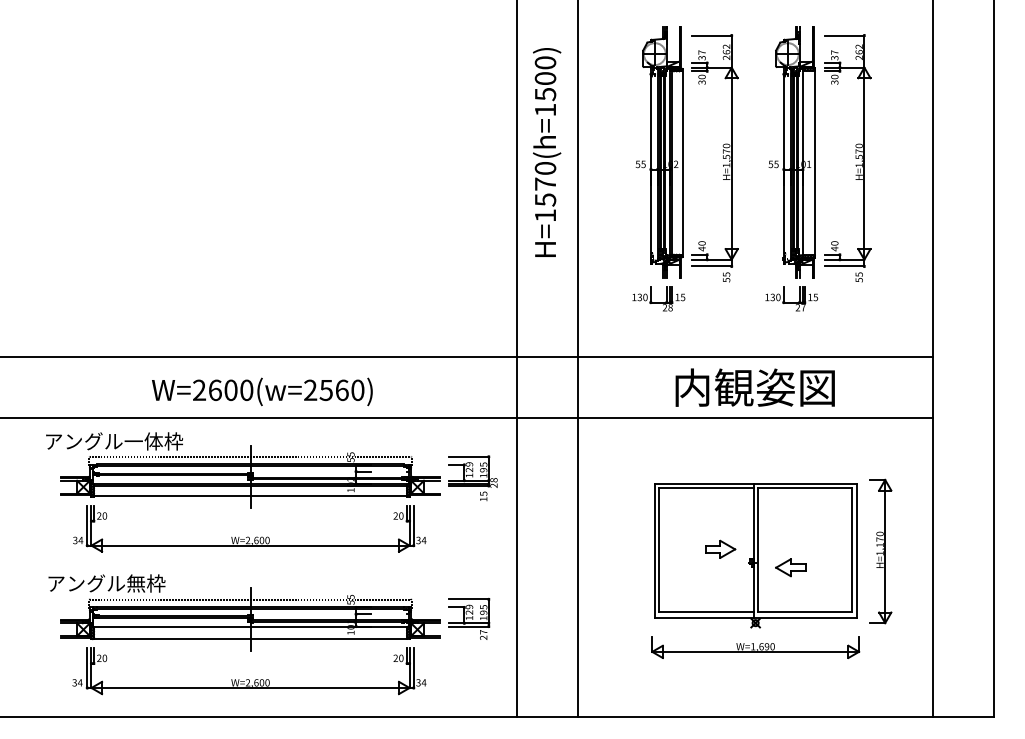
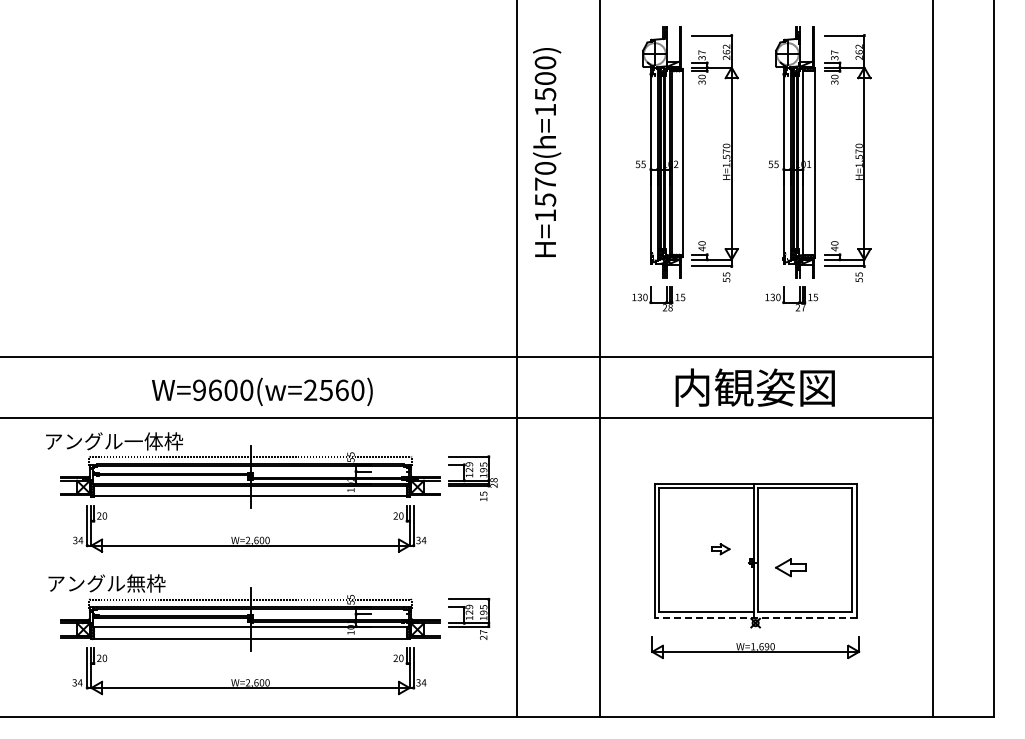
line position: (578, 359) -> (600, 359) (600, 359)
text: W=2600(w=2560) -> W=9600(w=2560) (199, 390)
part size: 32x20 px -> 20x13 px (720, 549)
part: present -> none (880, 551)
line: solid -> dashed (755, 618)
